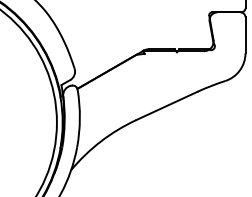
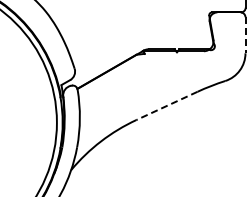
line: solid -> dashed (245, 35)
line: solid -> dashed (167, 105)
